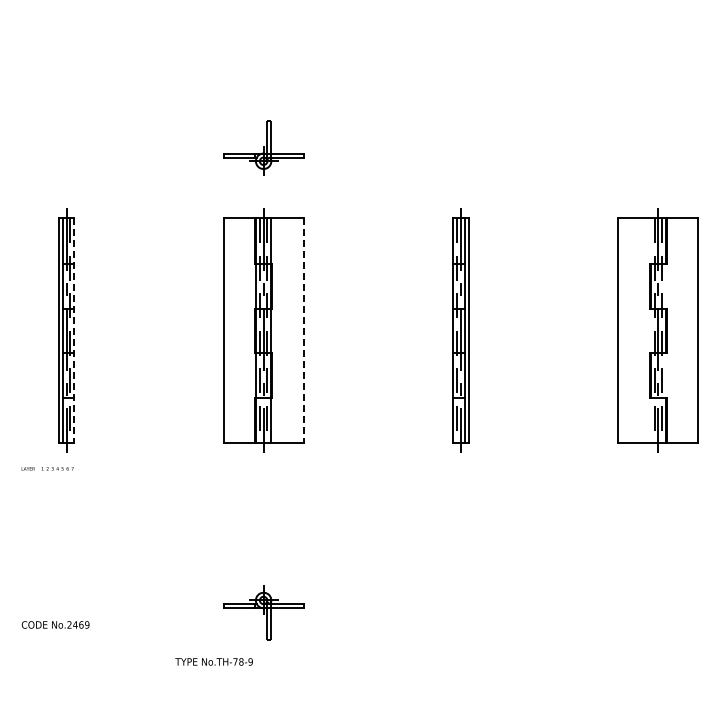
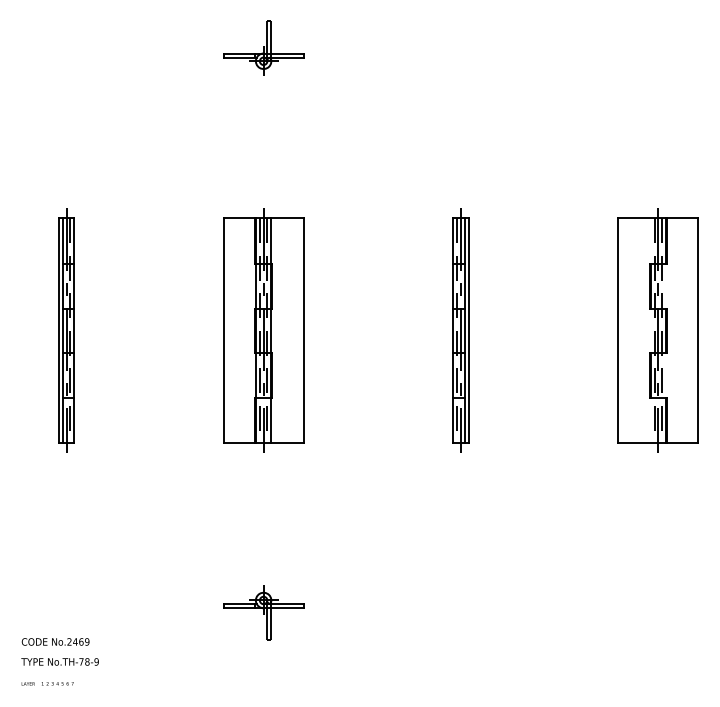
part position: (263, 147) -> (263, 47) (263, 47)
line: dashed -> solid (74, 331)
line: dashed -> solid (303, 331)
text position: (47, 468) -> (47, 683) (47, 683)
text position: (55, 624) -> (55, 641) (55, 641)
text position: (213, 661) -> (59, 661) (59, 661)
